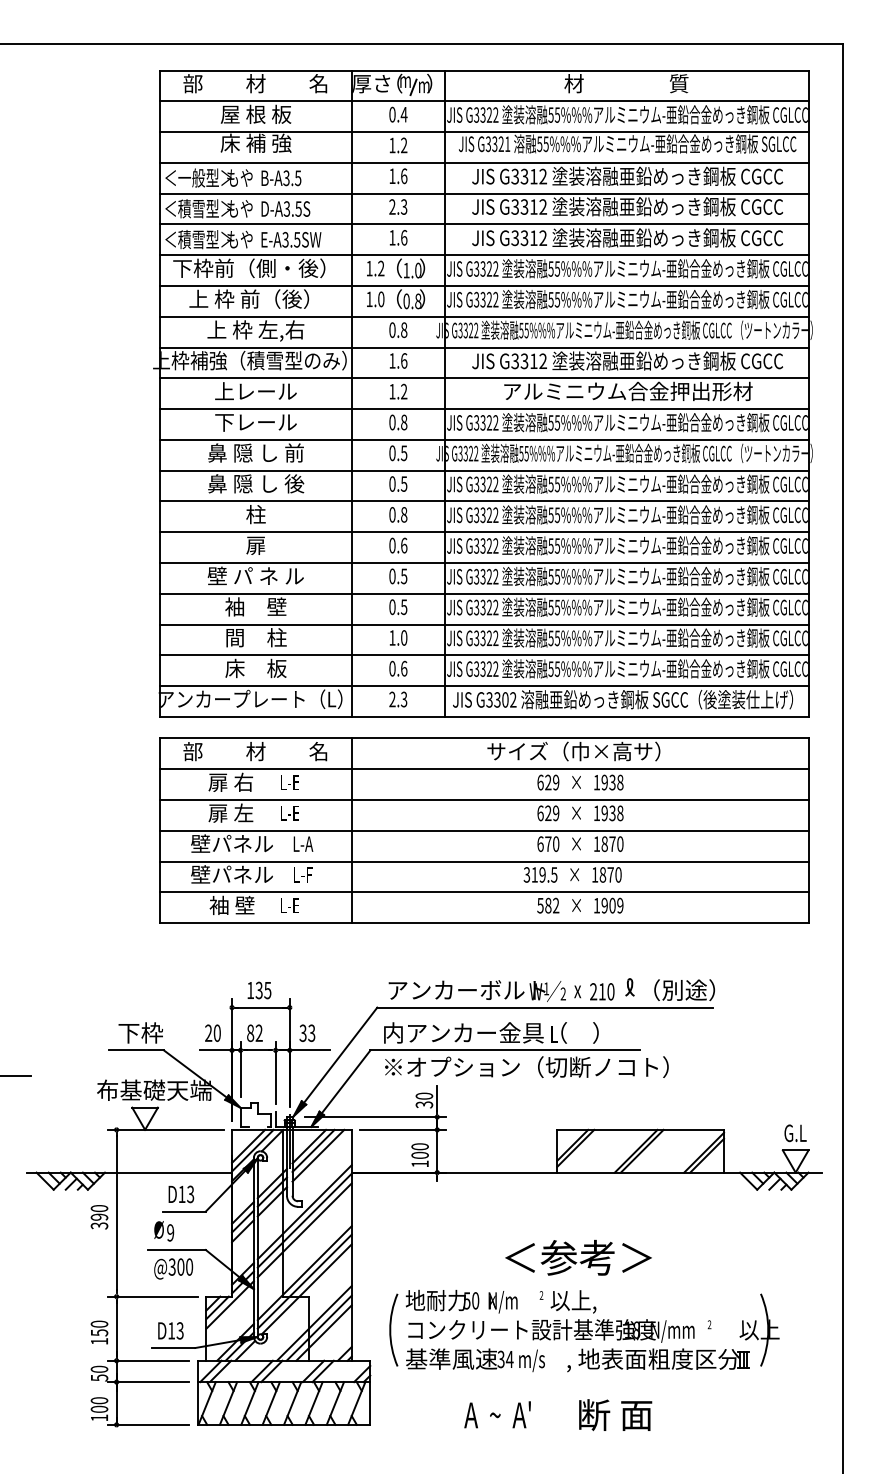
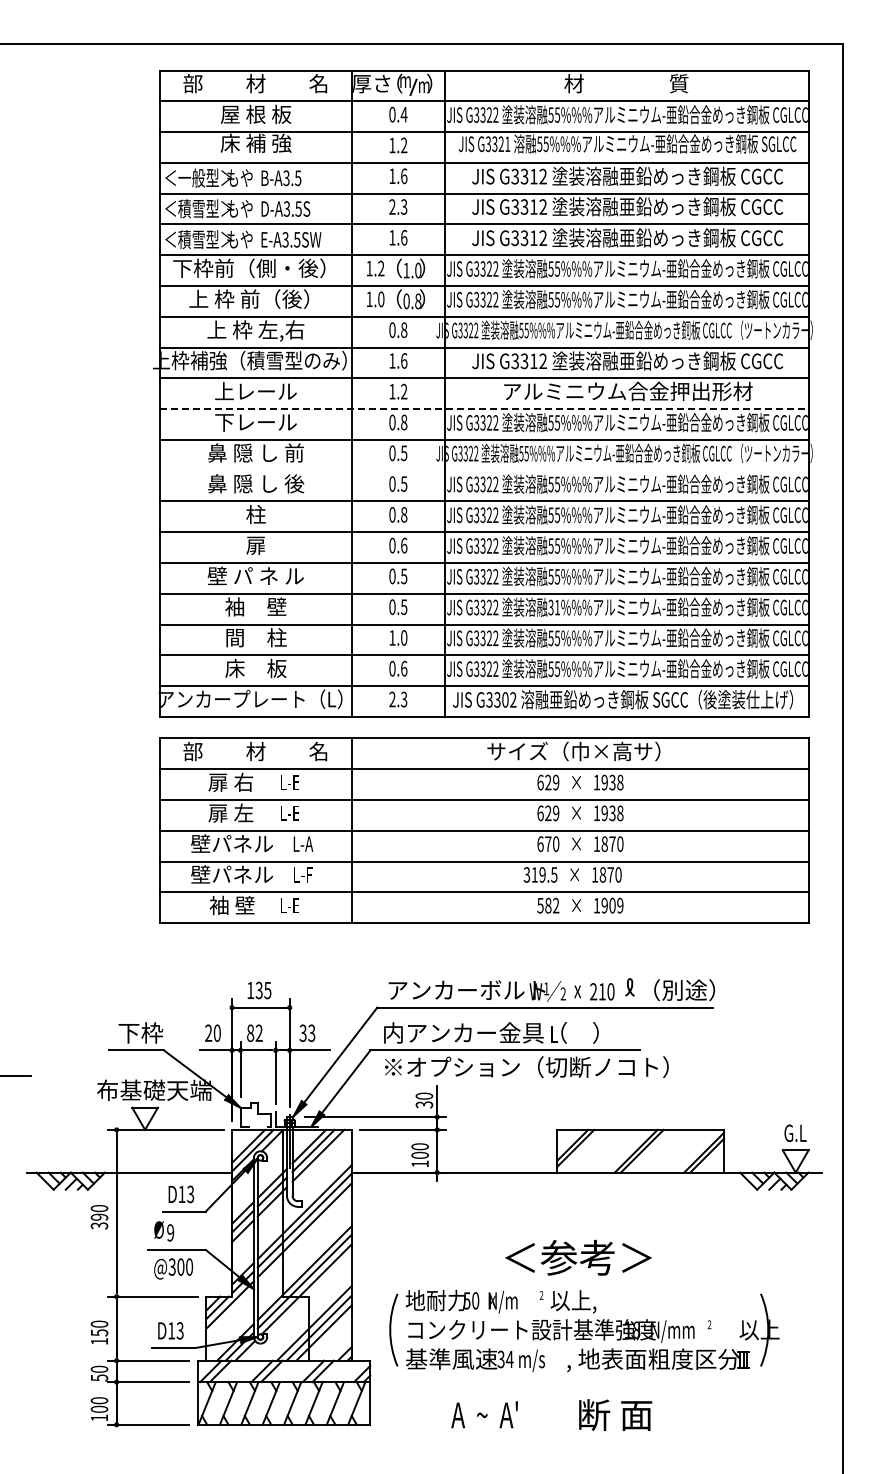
line: solid -> dashed (484, 409)
line: present -> none (483, 470)
text: 55%%% -> 31%%% (554, 607)
text position: (497, 1414) -> (484, 1414) (484, 1414)
